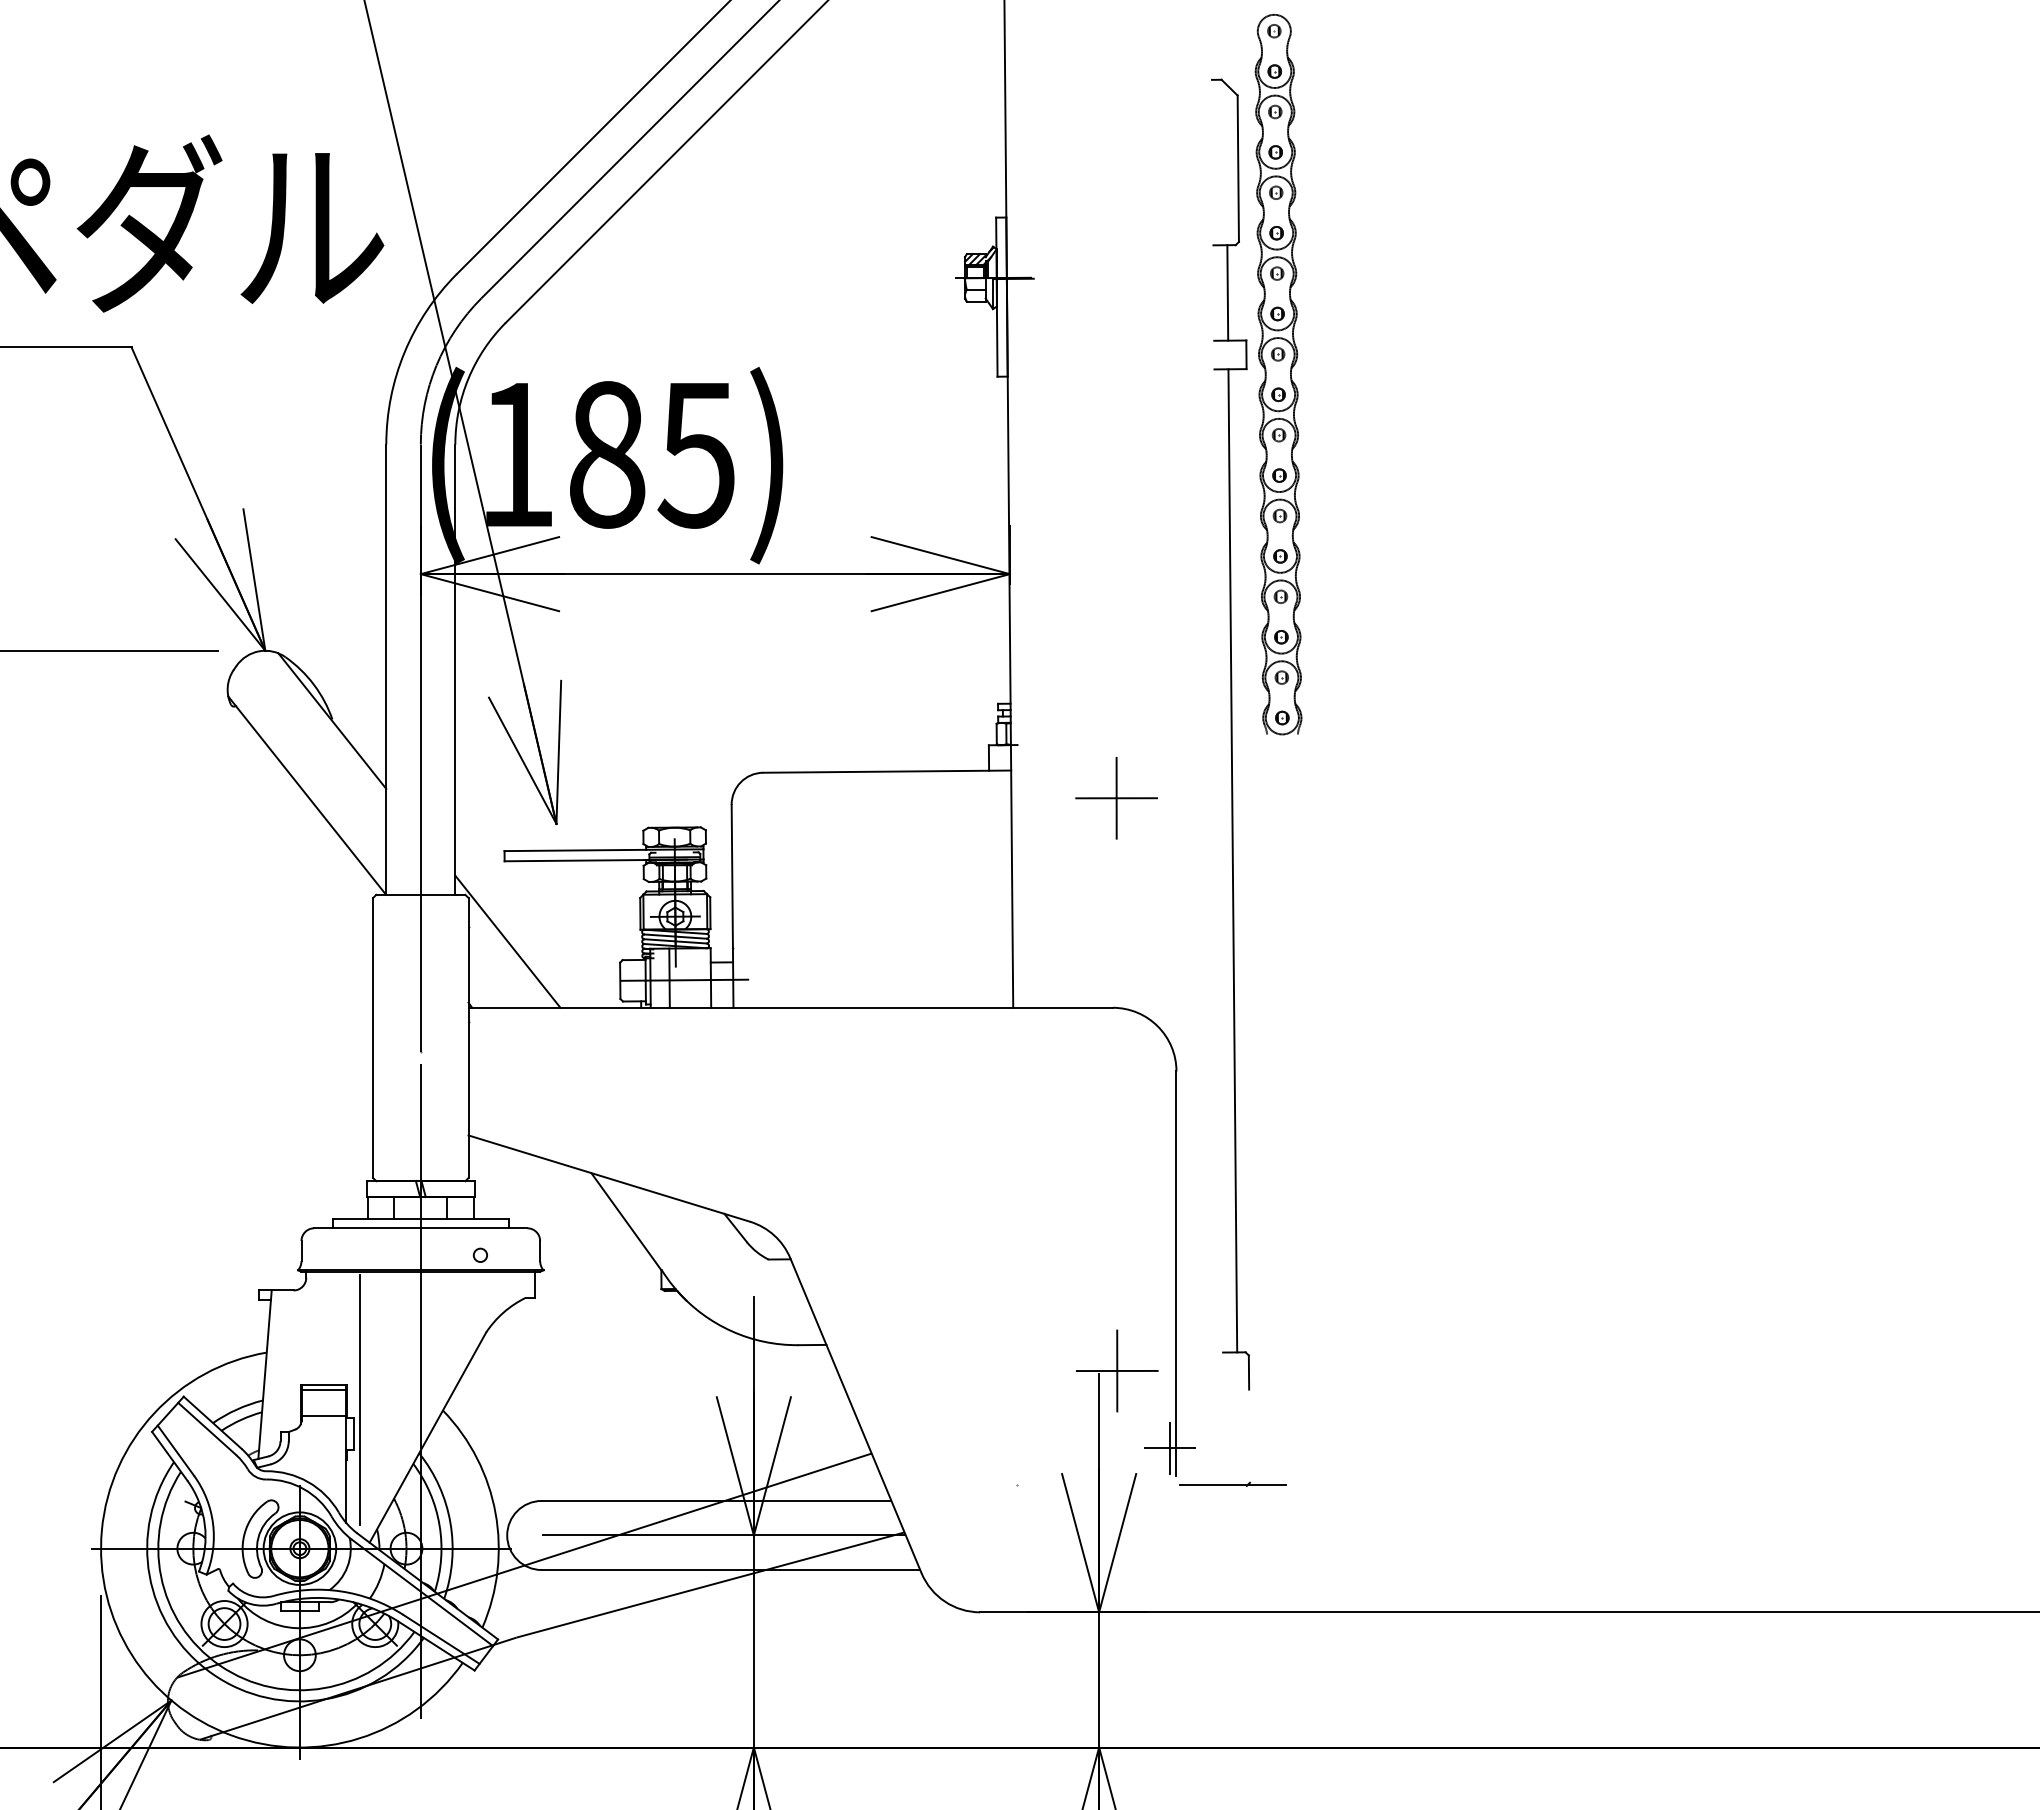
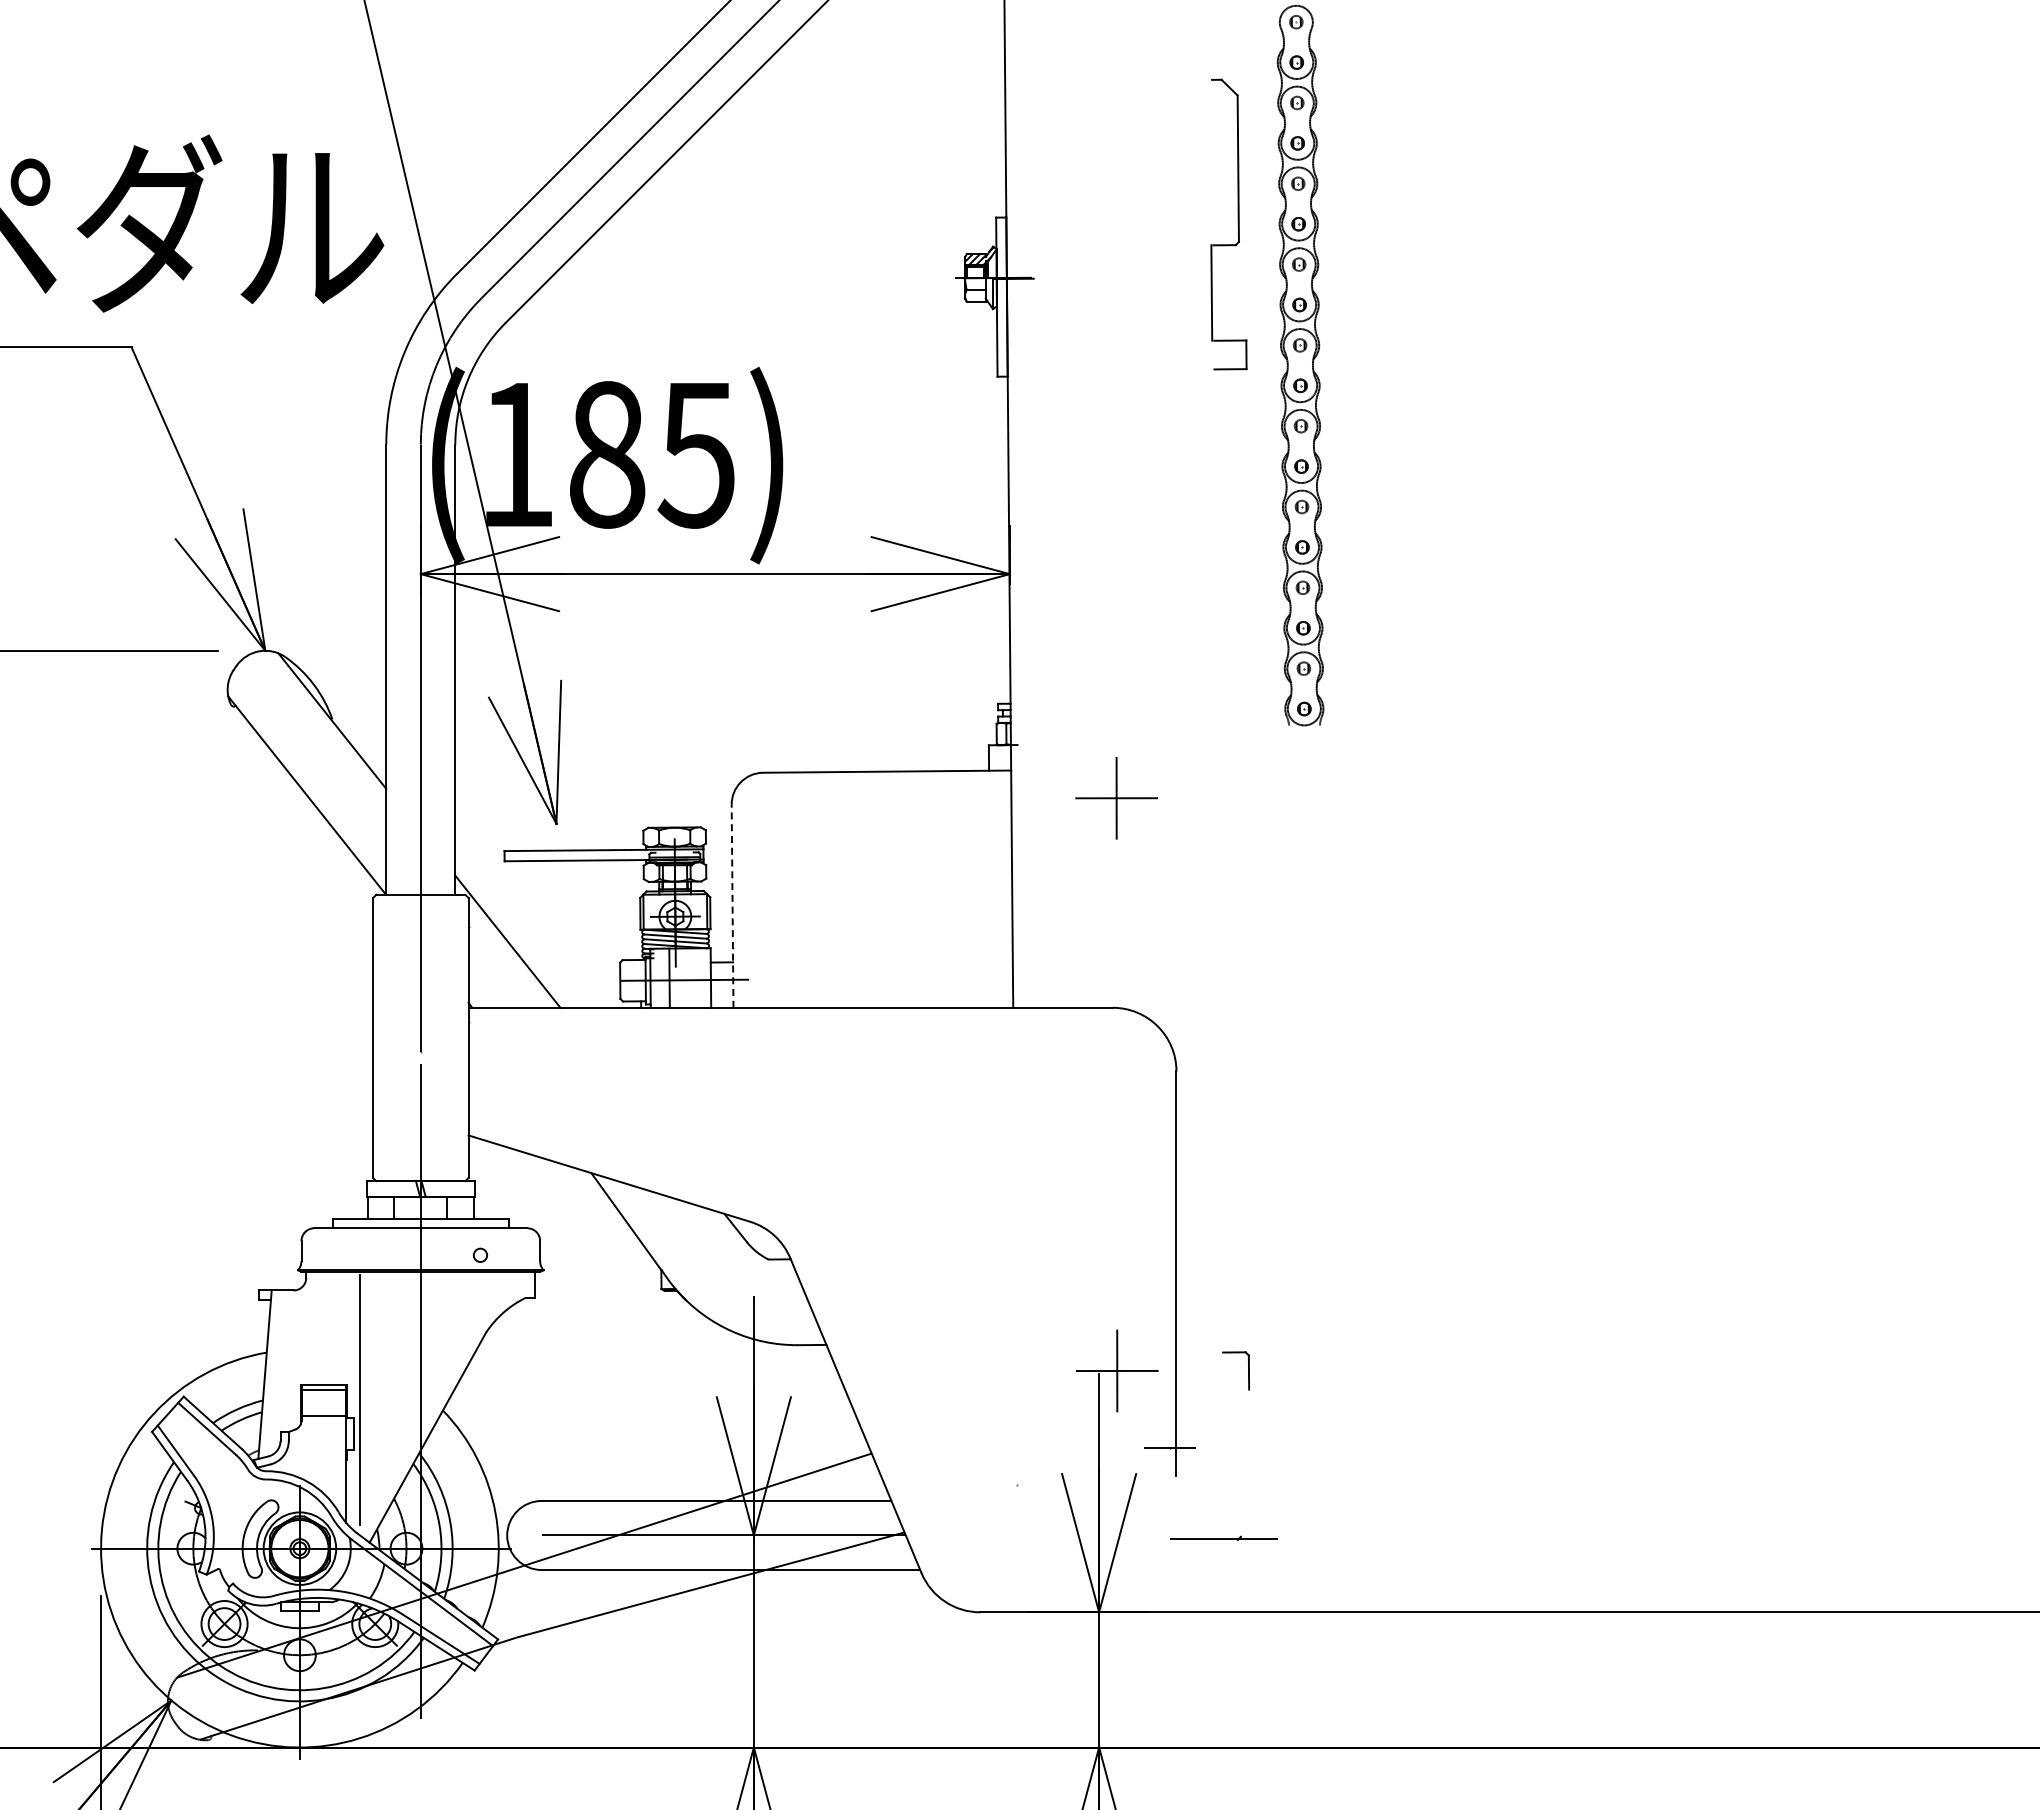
line position: (1227, 292) -> (1211, 292) (1211, 292)
part position: (1278, 374) -> (1300, 365) (1300, 365)
line: present -> none (1232, 860)
line: solid -> dashed (732, 905)
line: present -> none (1170, 1448)
part position: (1232, 1483) -> (1223, 1537) (1223, 1537)
